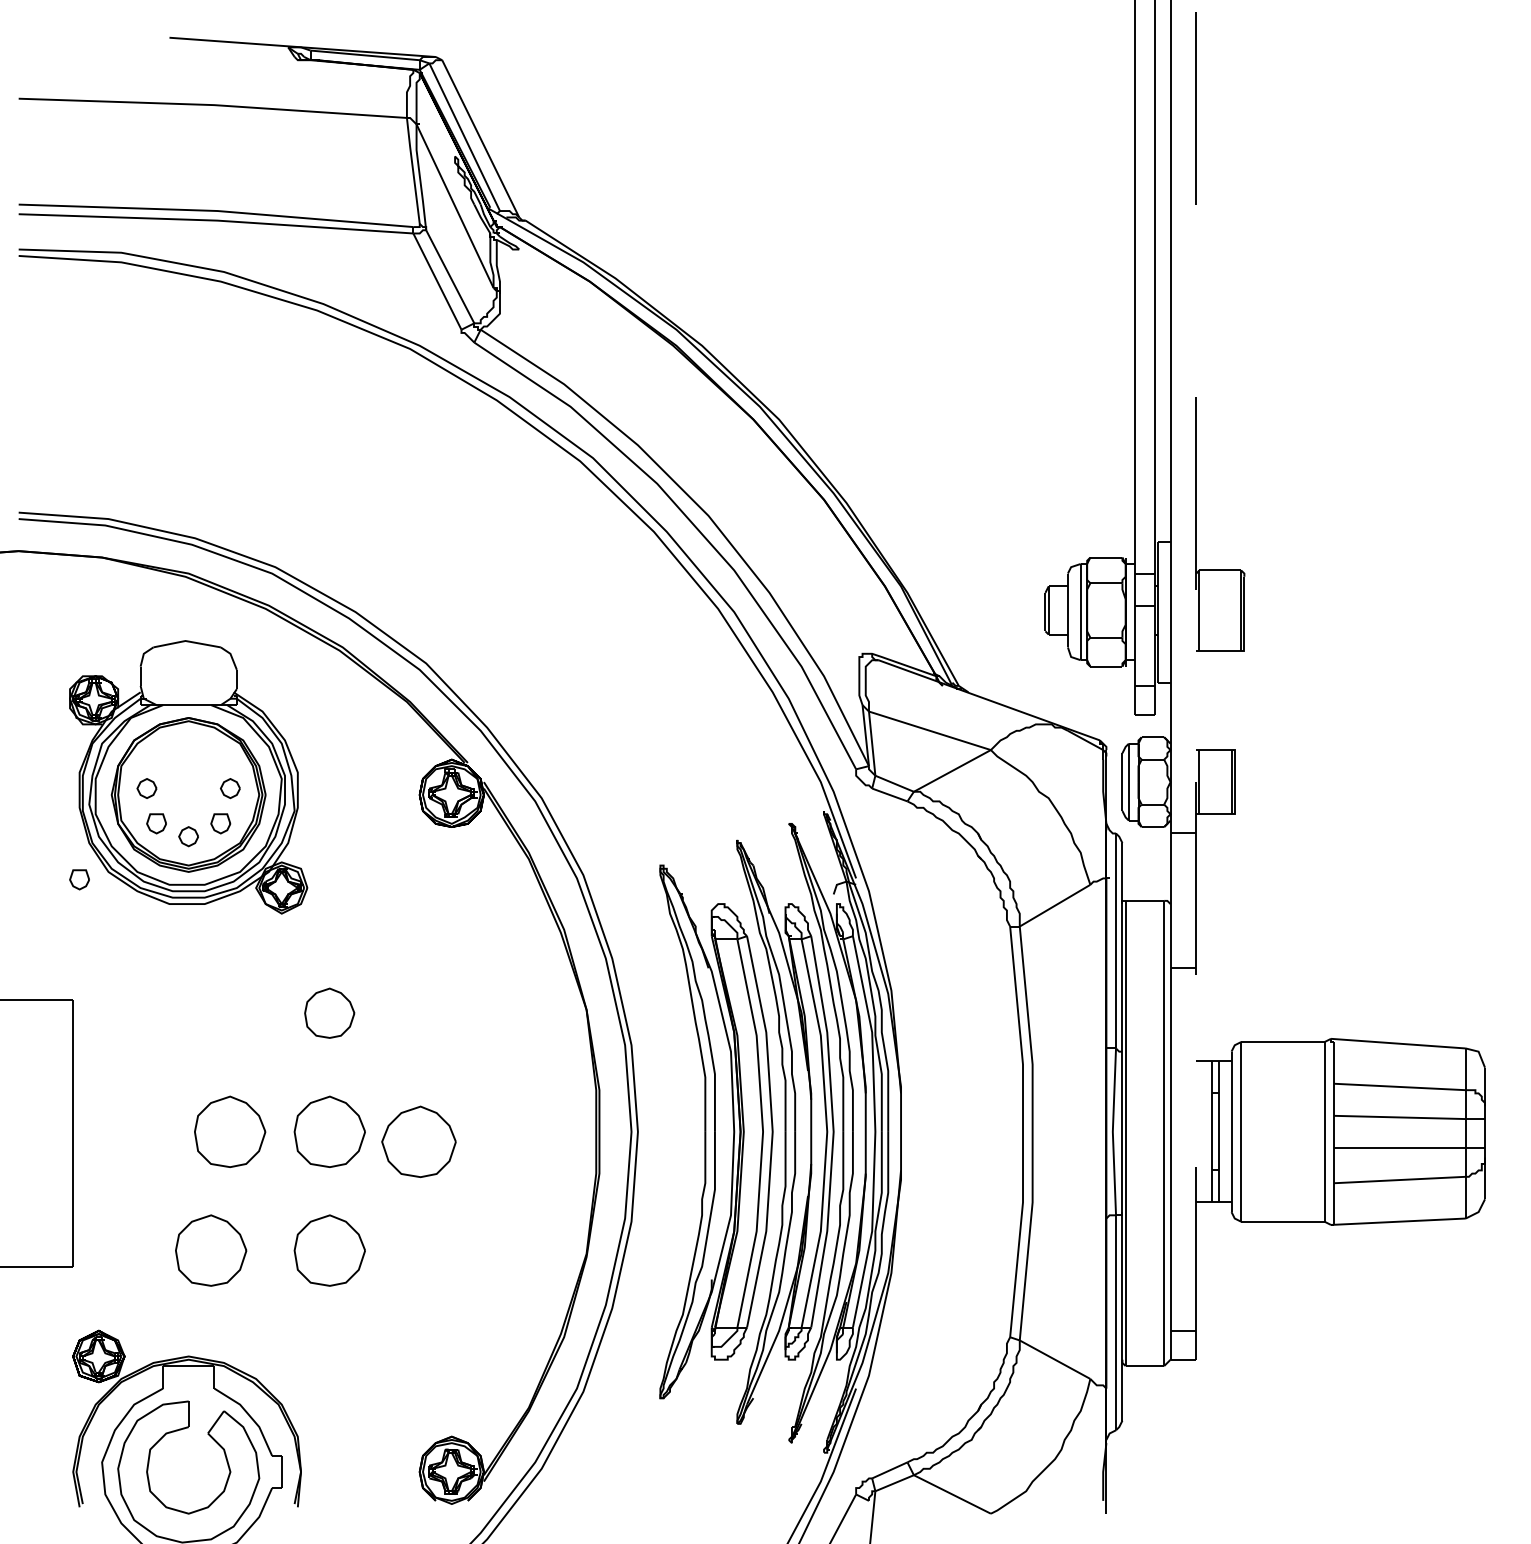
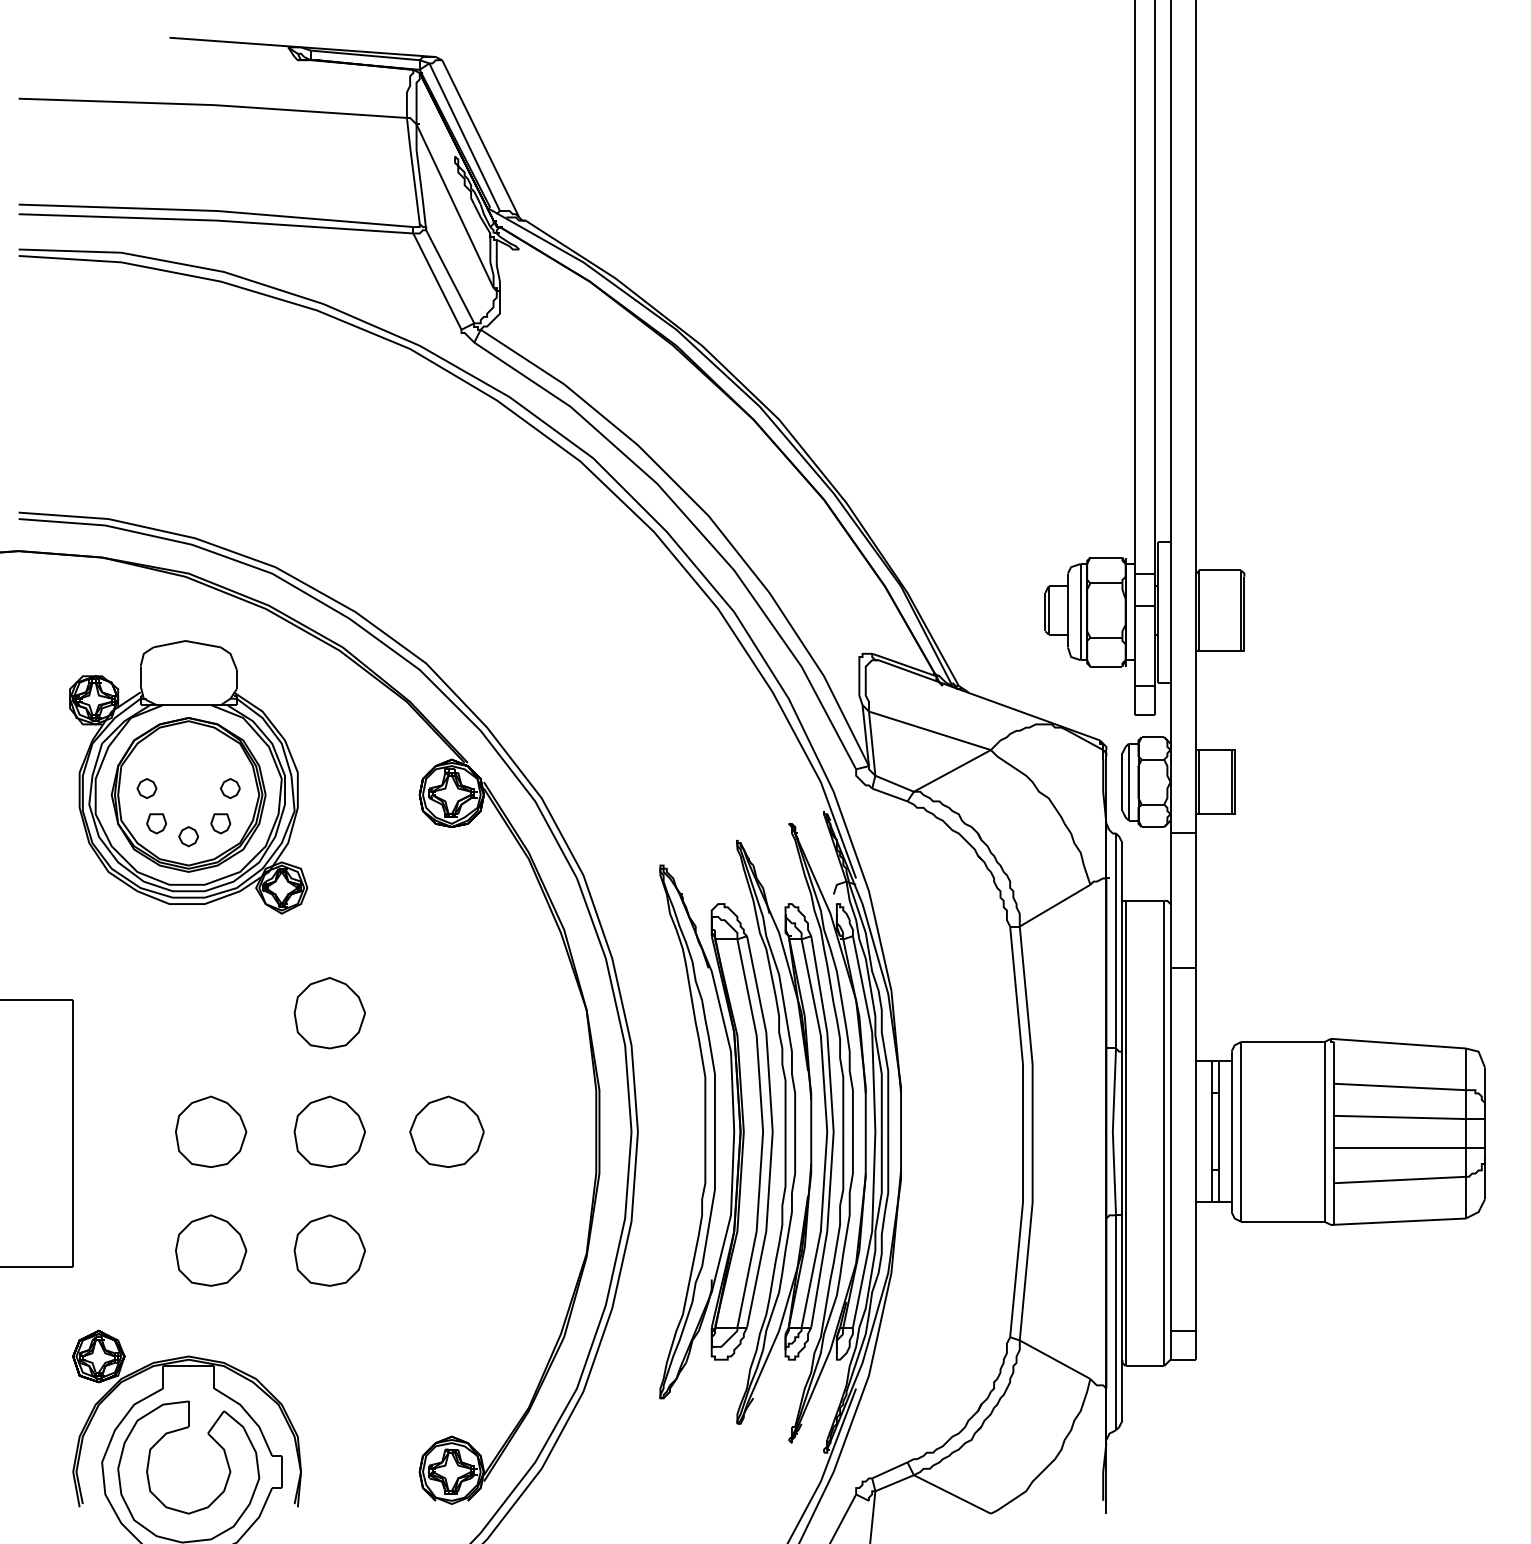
line: dashed -> solid (1196, 680)
part: present -> none (79, 879)
part size: 52x52 px -> 73x73 px (329, 1013)
part position: (230, 1131) -> (211, 1131) (211, 1131)
part position: (418, 1141) -> (446, 1131) (446, 1131)
